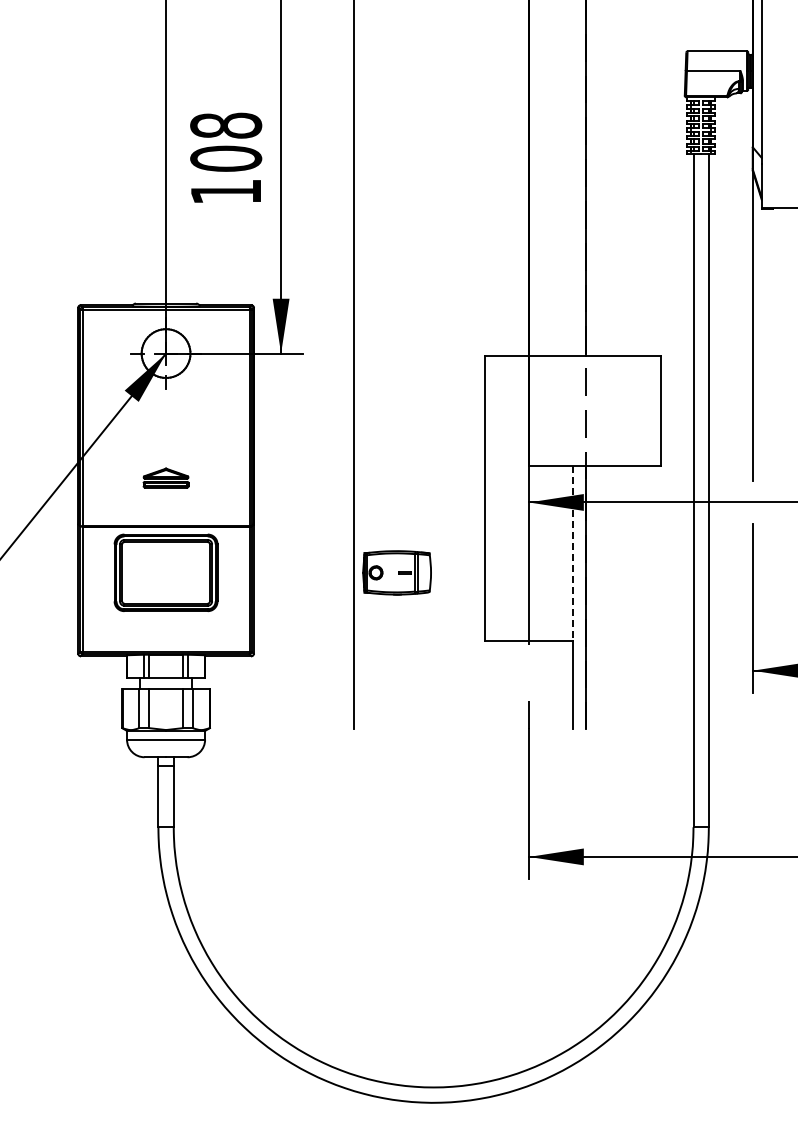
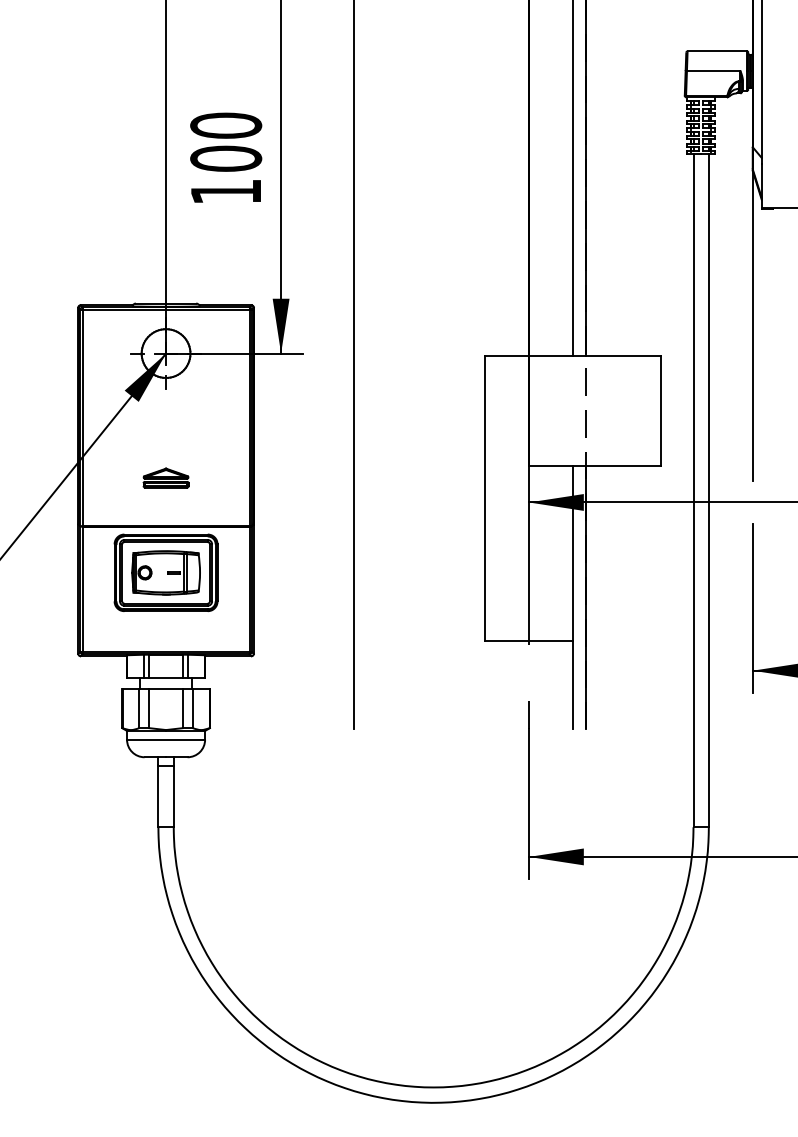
text: 108 -> 100 (225, 125)
line: none -> present (572, 178)
line: dashed -> solid (572, 553)
part position: (396, 572) -> (165, 572) (165, 572)
